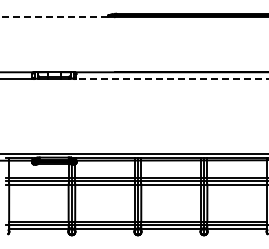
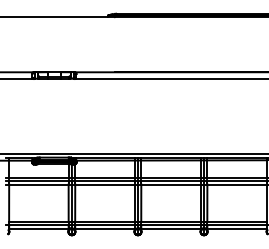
line: dashed -> solid (54, 17)
line: dashed -> solid (172, 78)
